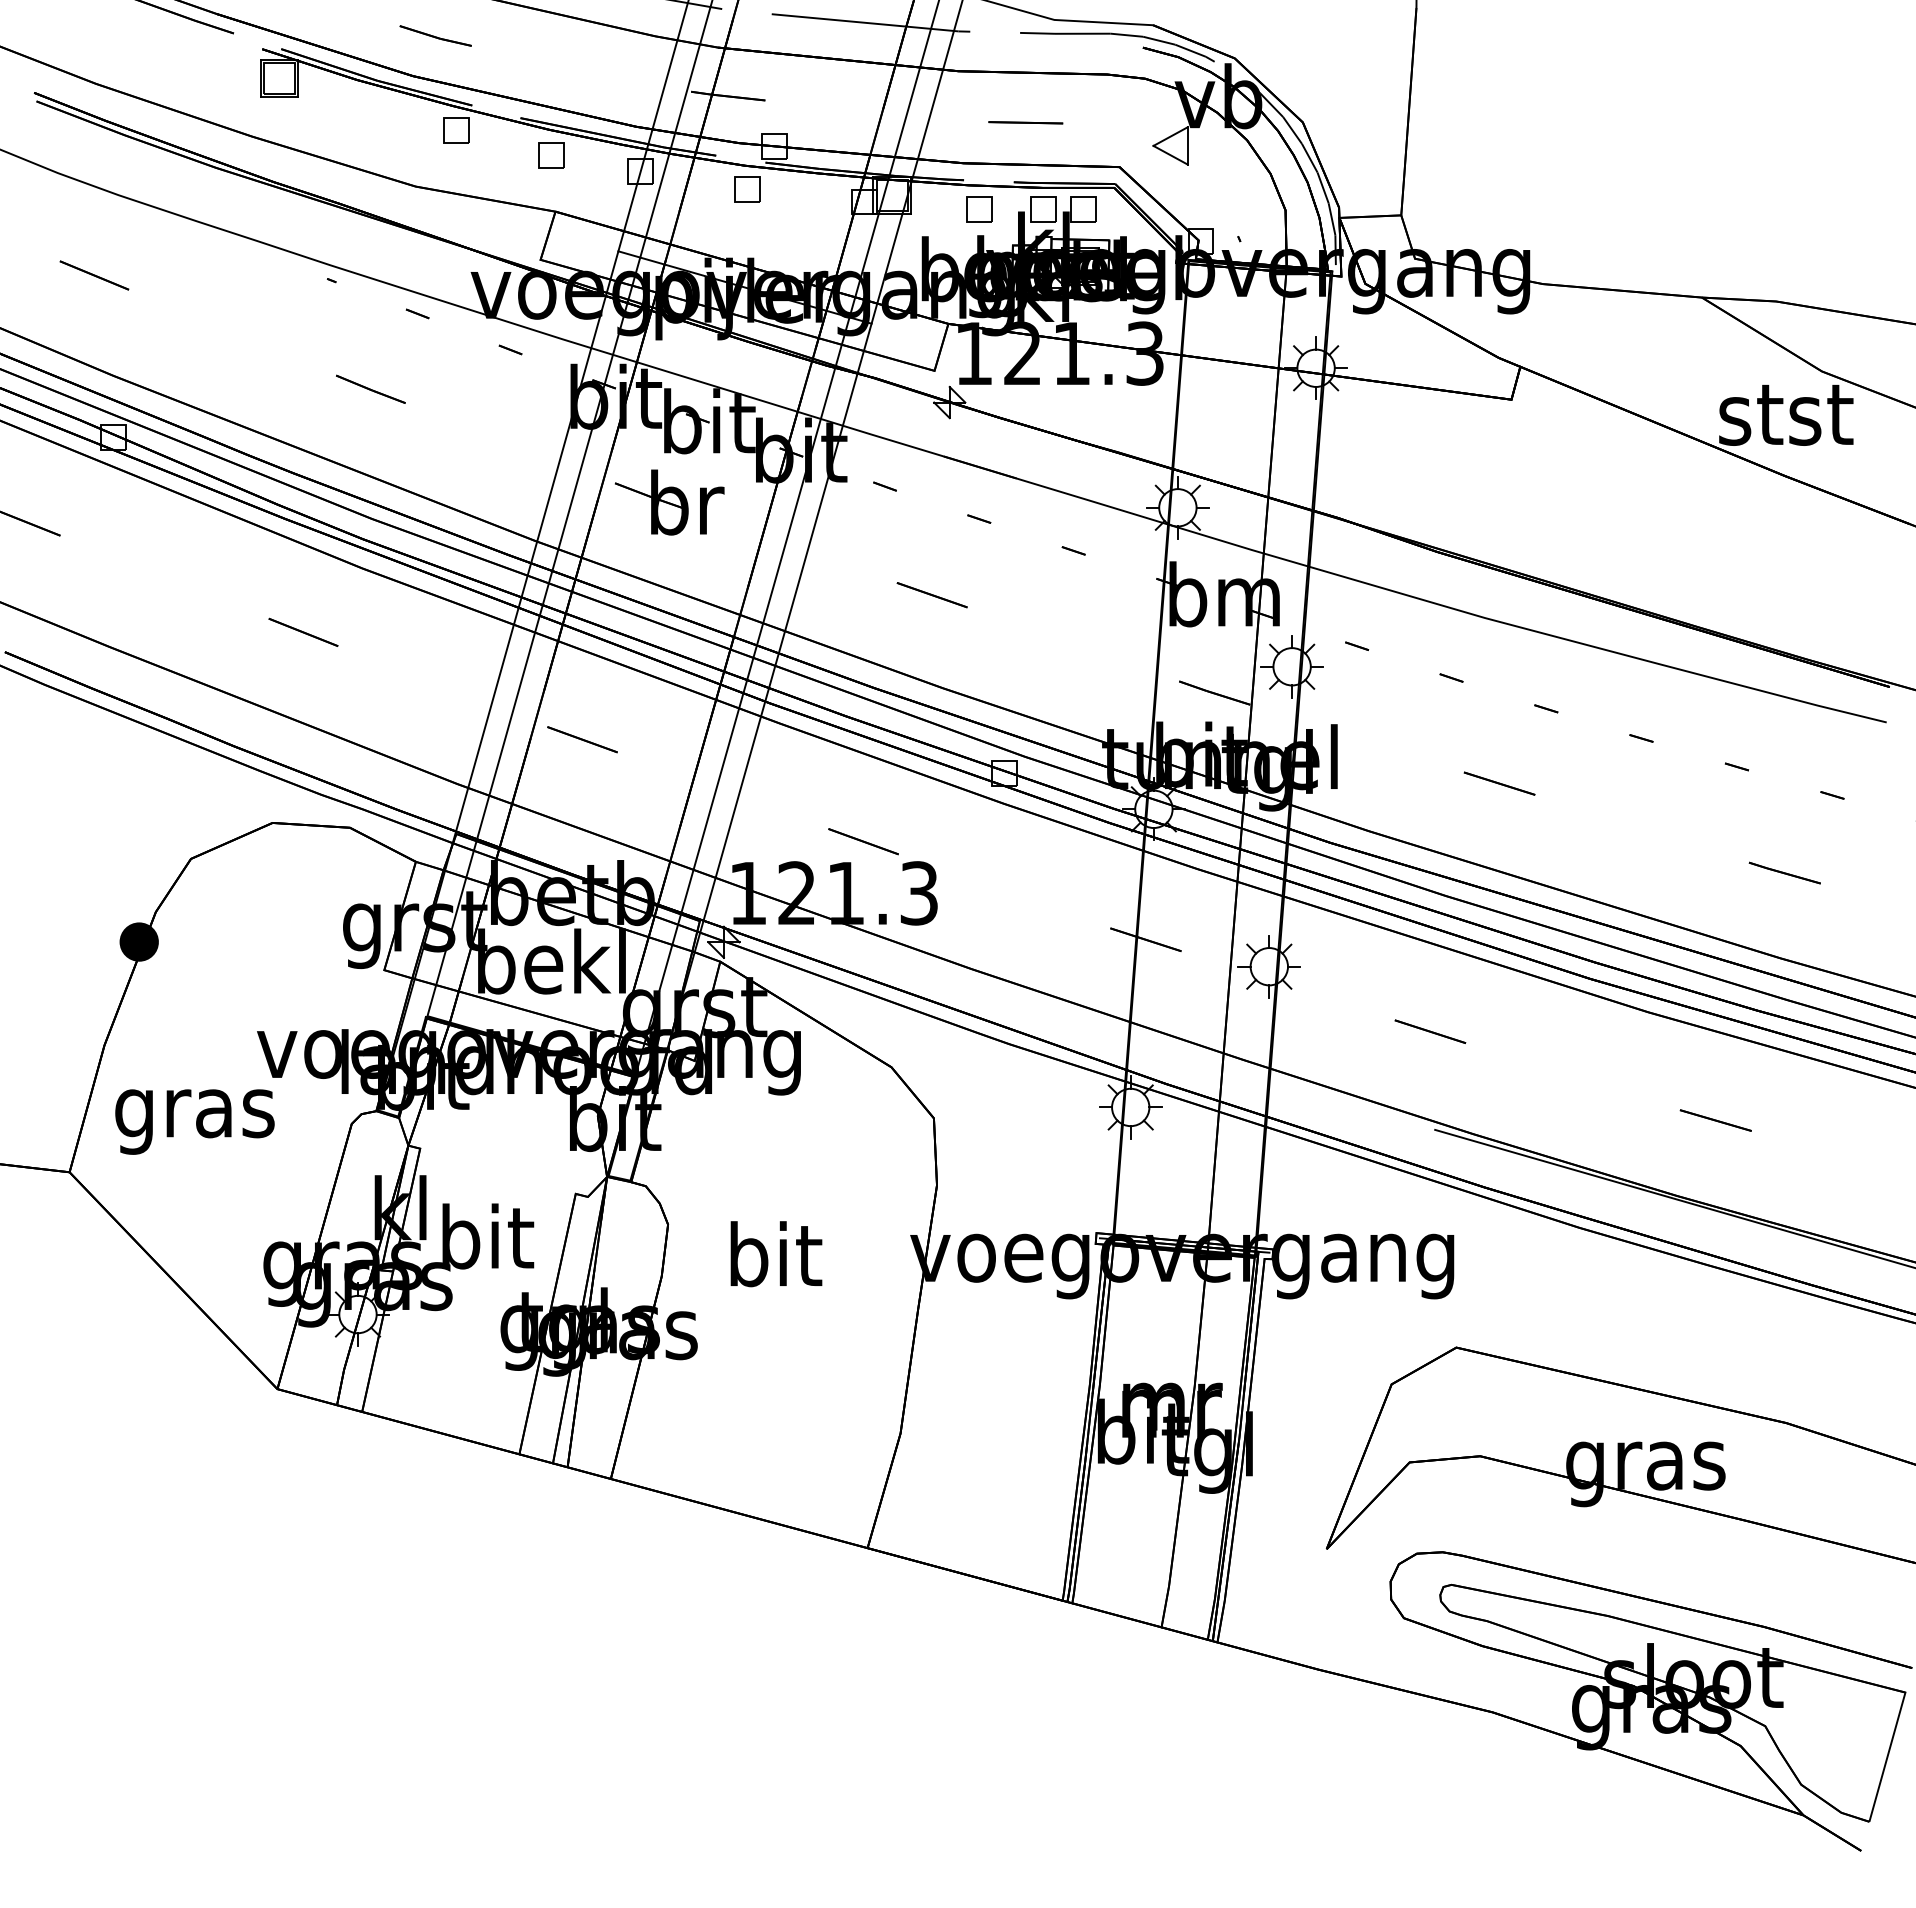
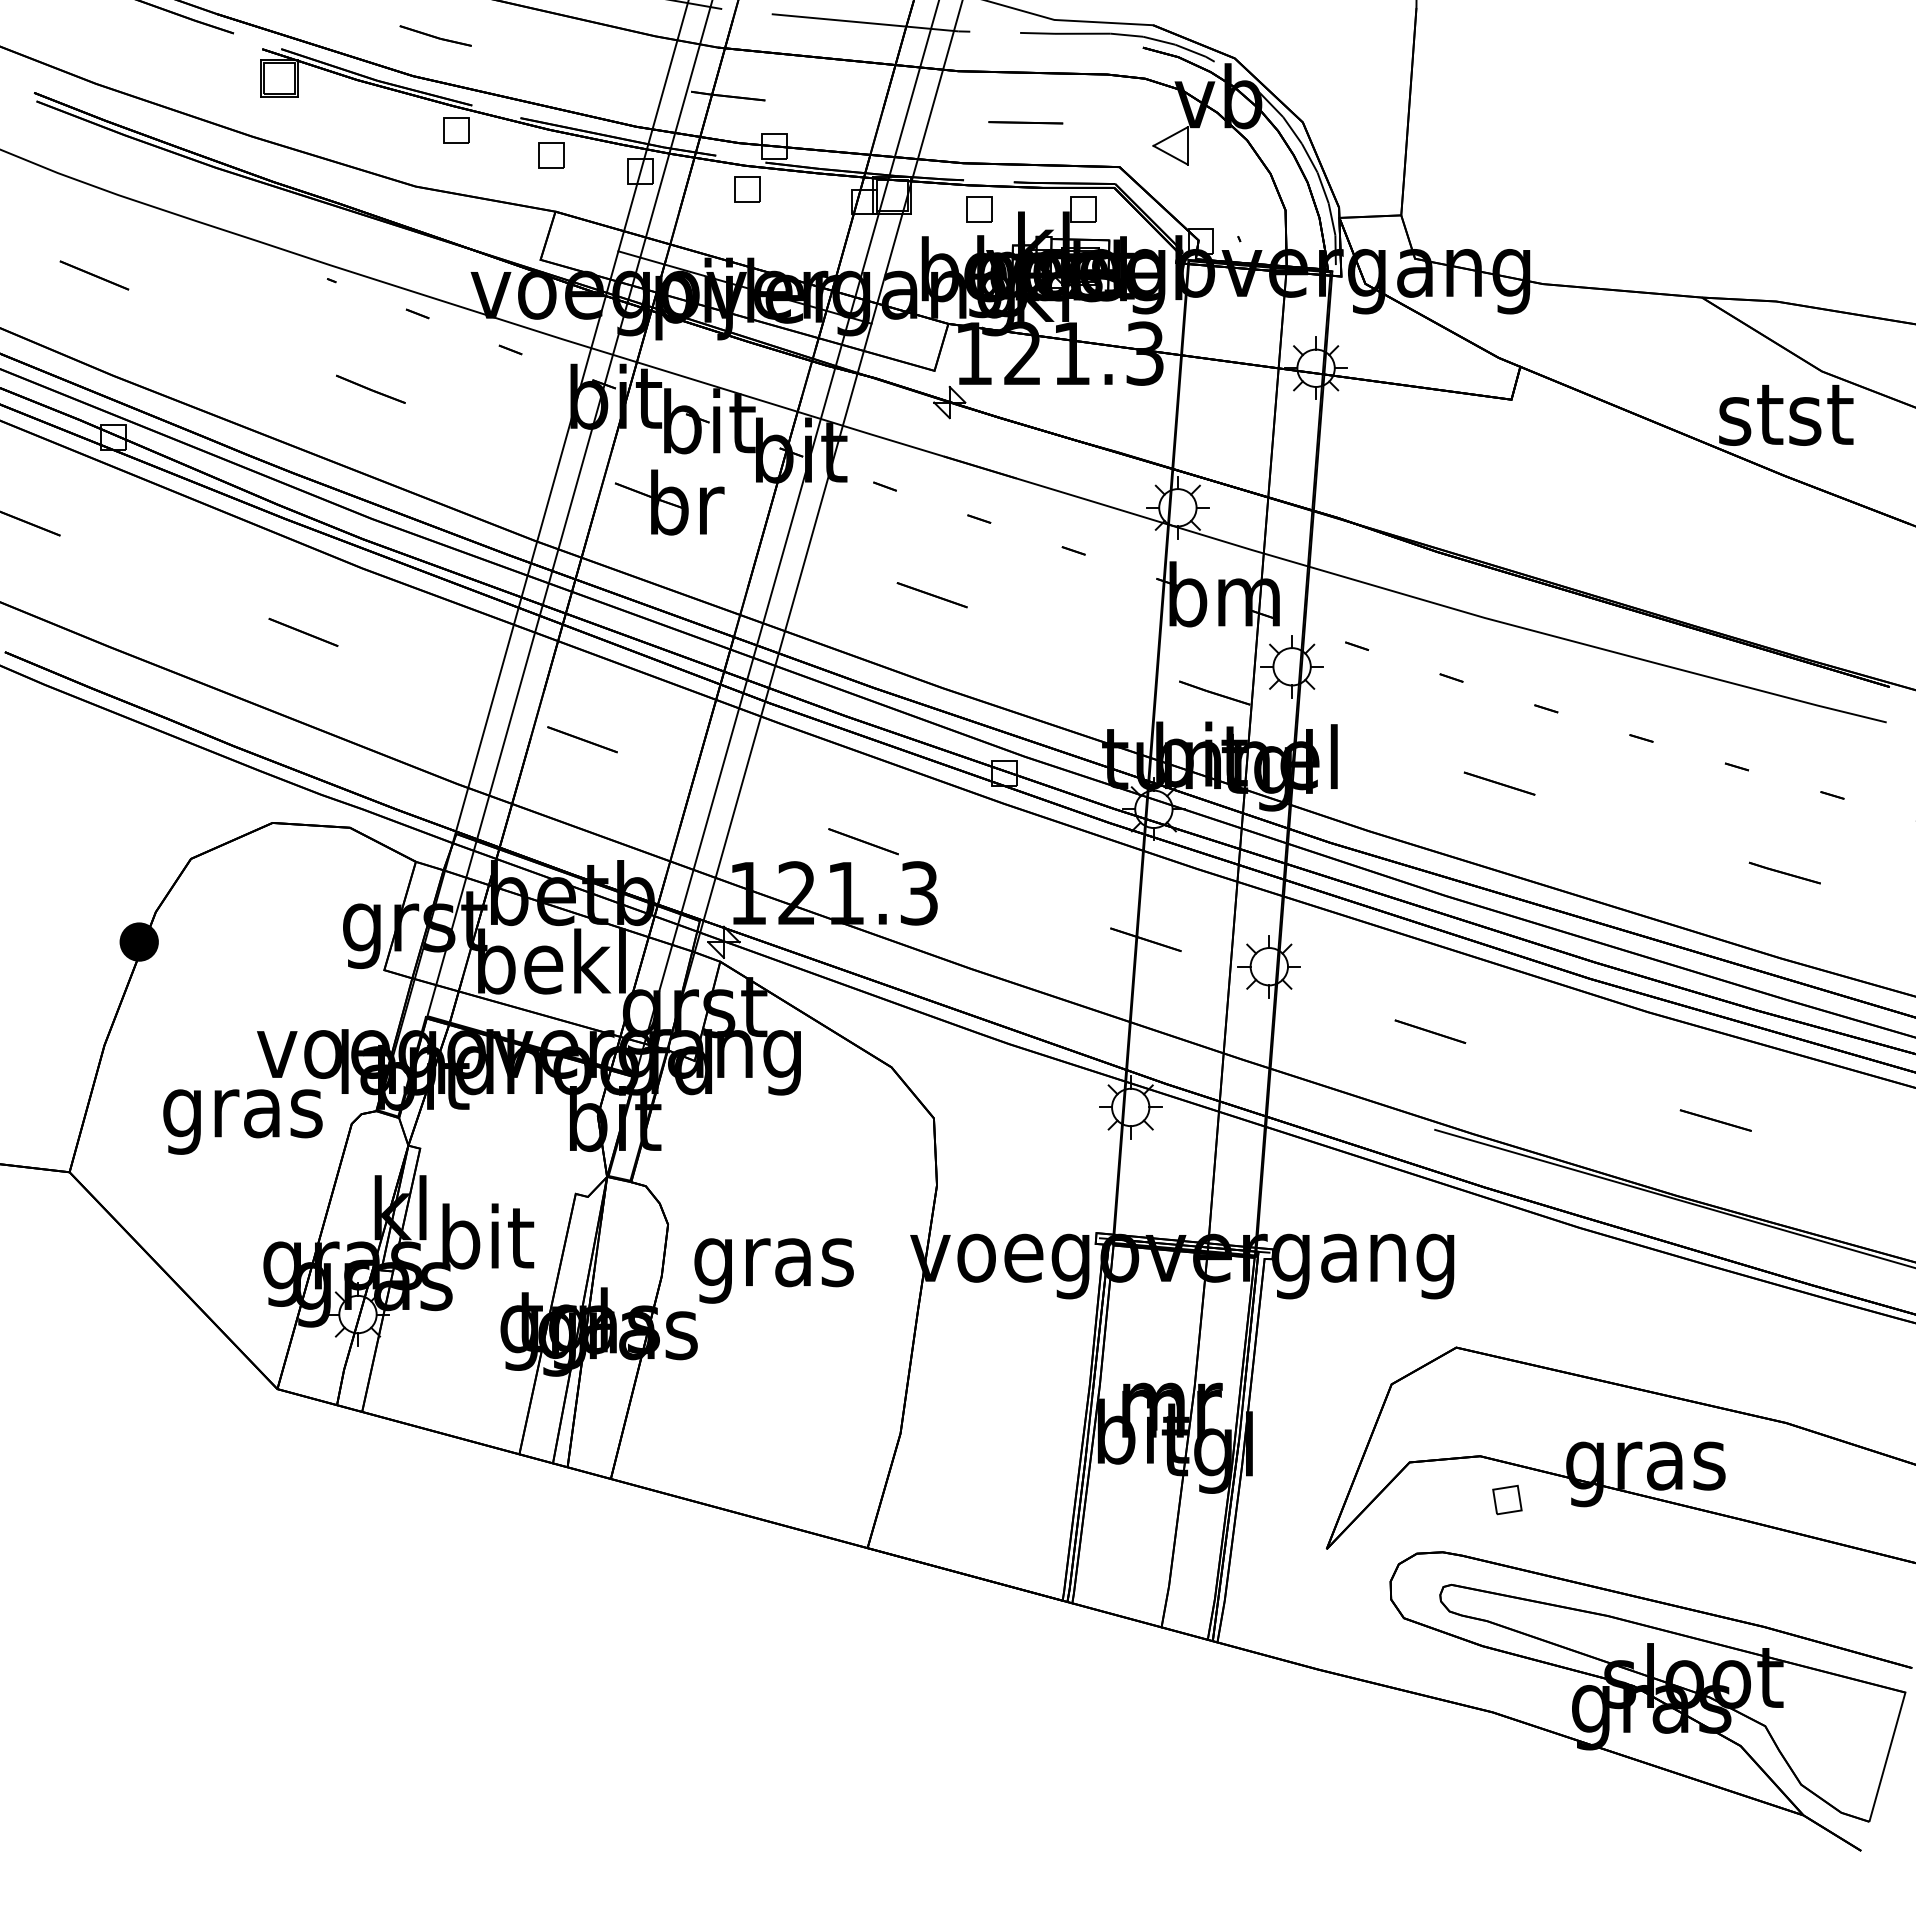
part: present -> none (1043, 209)
text position: (194, 1121) -> (242, 1121) (242, 1121)
text: bit -> gras (773, 1262)
part: none -> present (1507, 1499)
